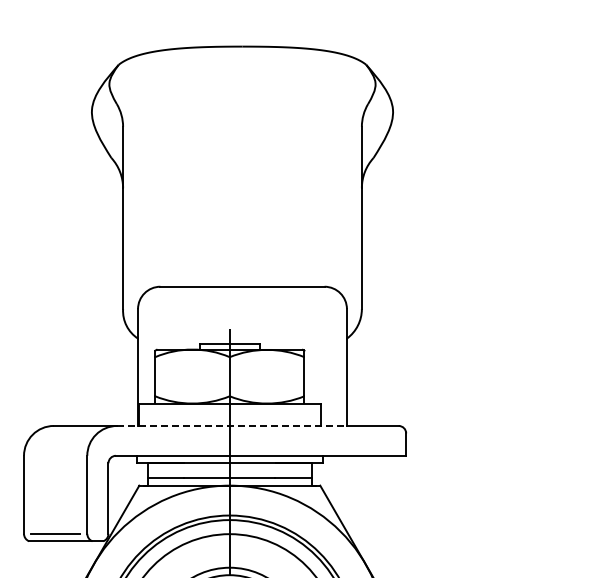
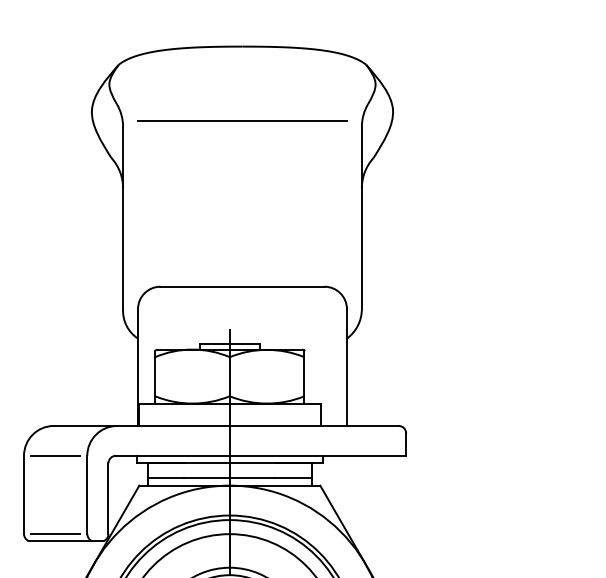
line: none -> present (242, 120)
line: dashed -> solid (232, 425)
line: none -> present (55, 455)
